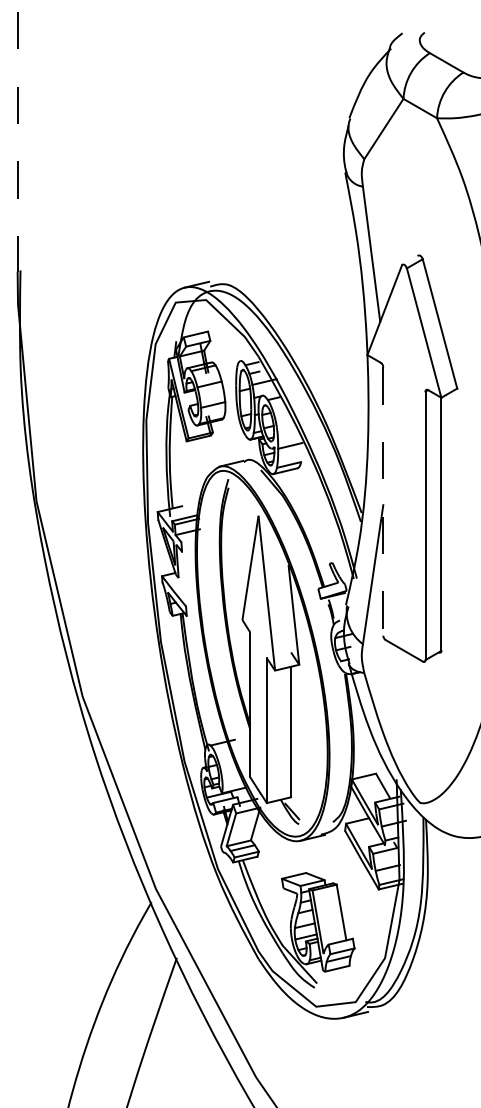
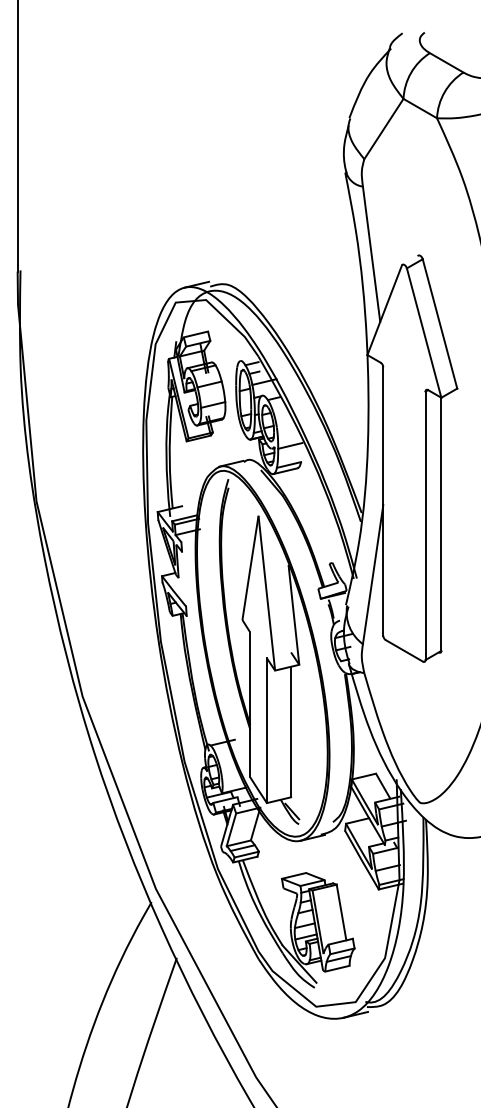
line: dashed -> solid (17, 136)
line: dashed -> solid (383, 501)
